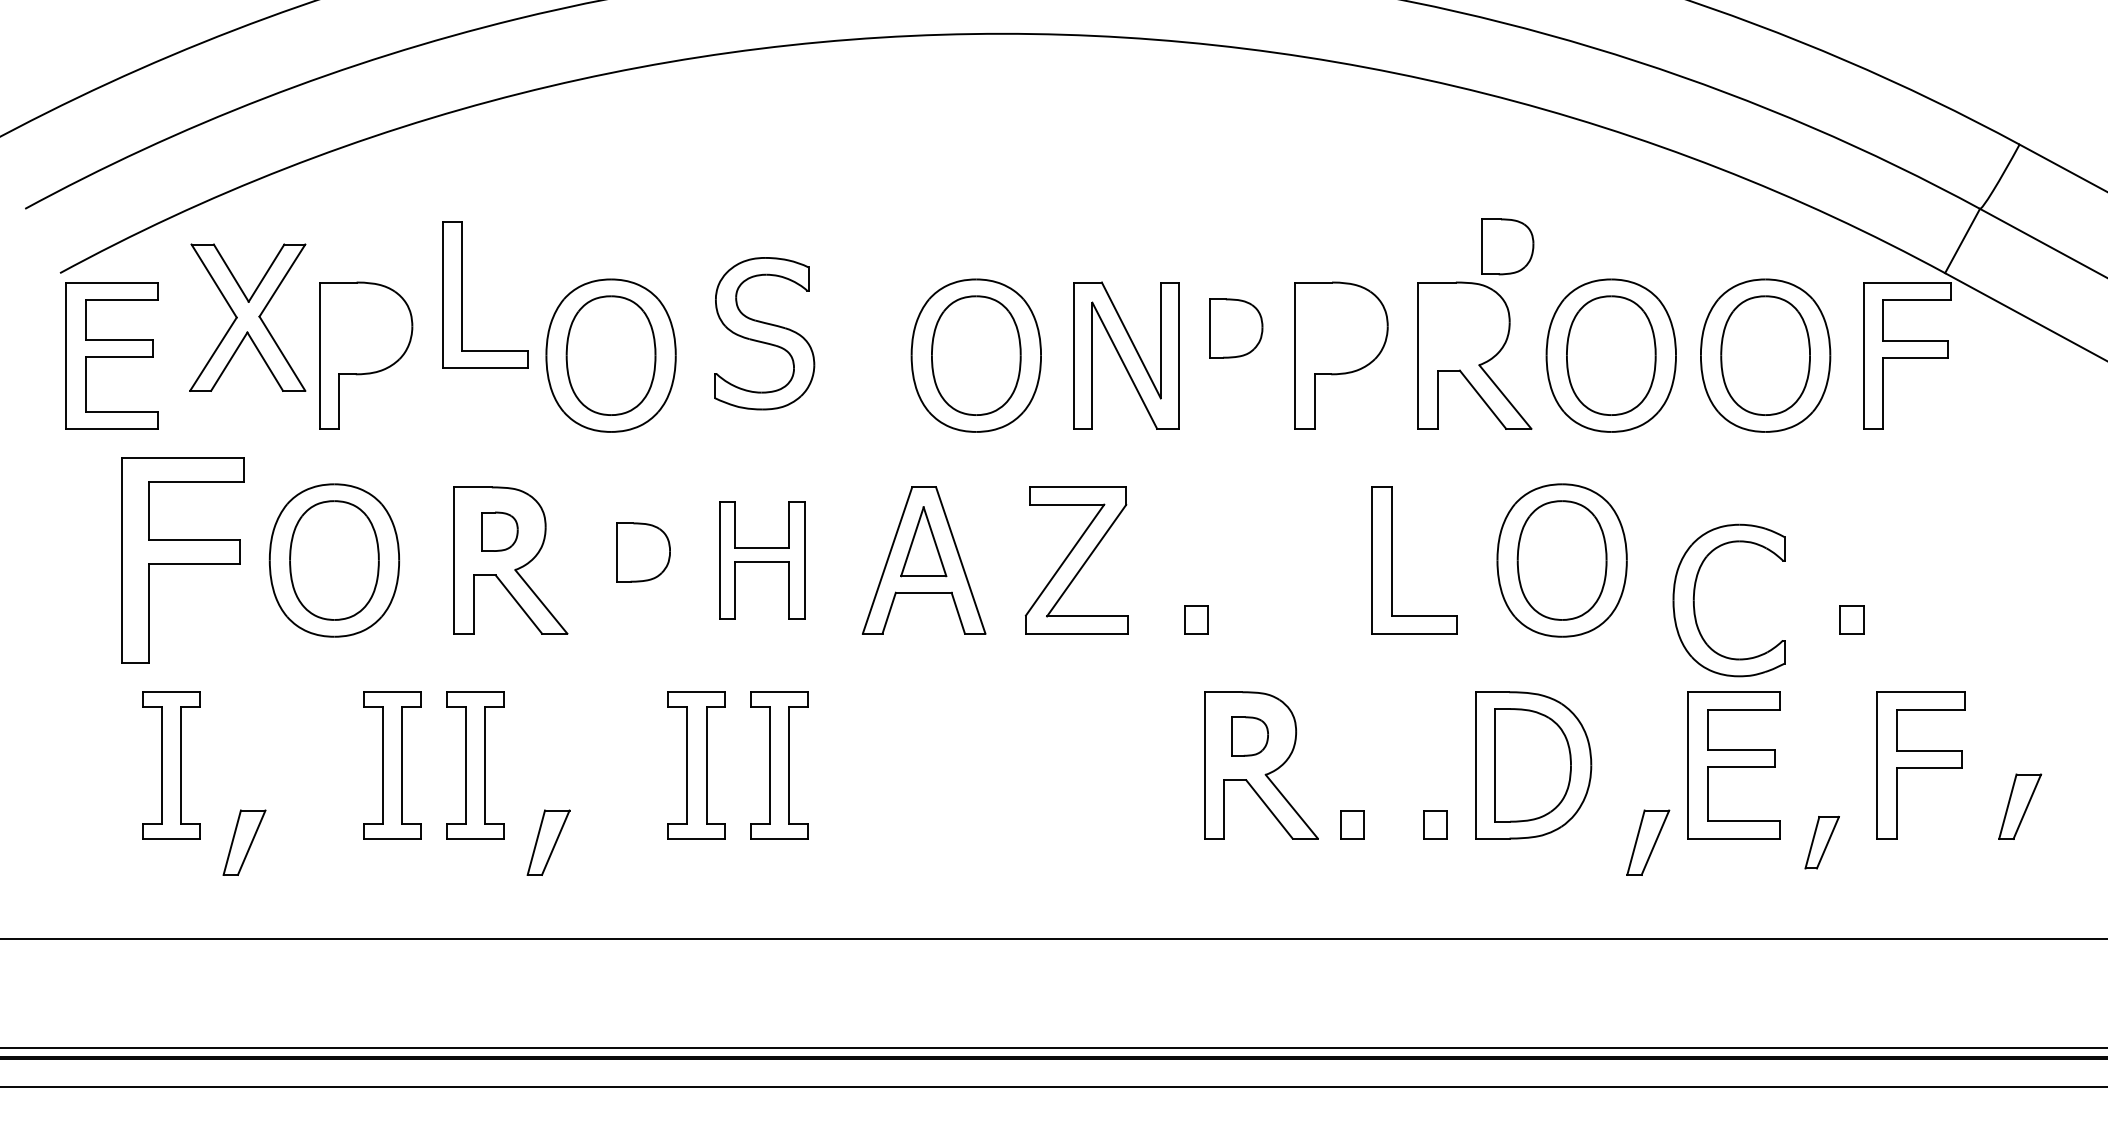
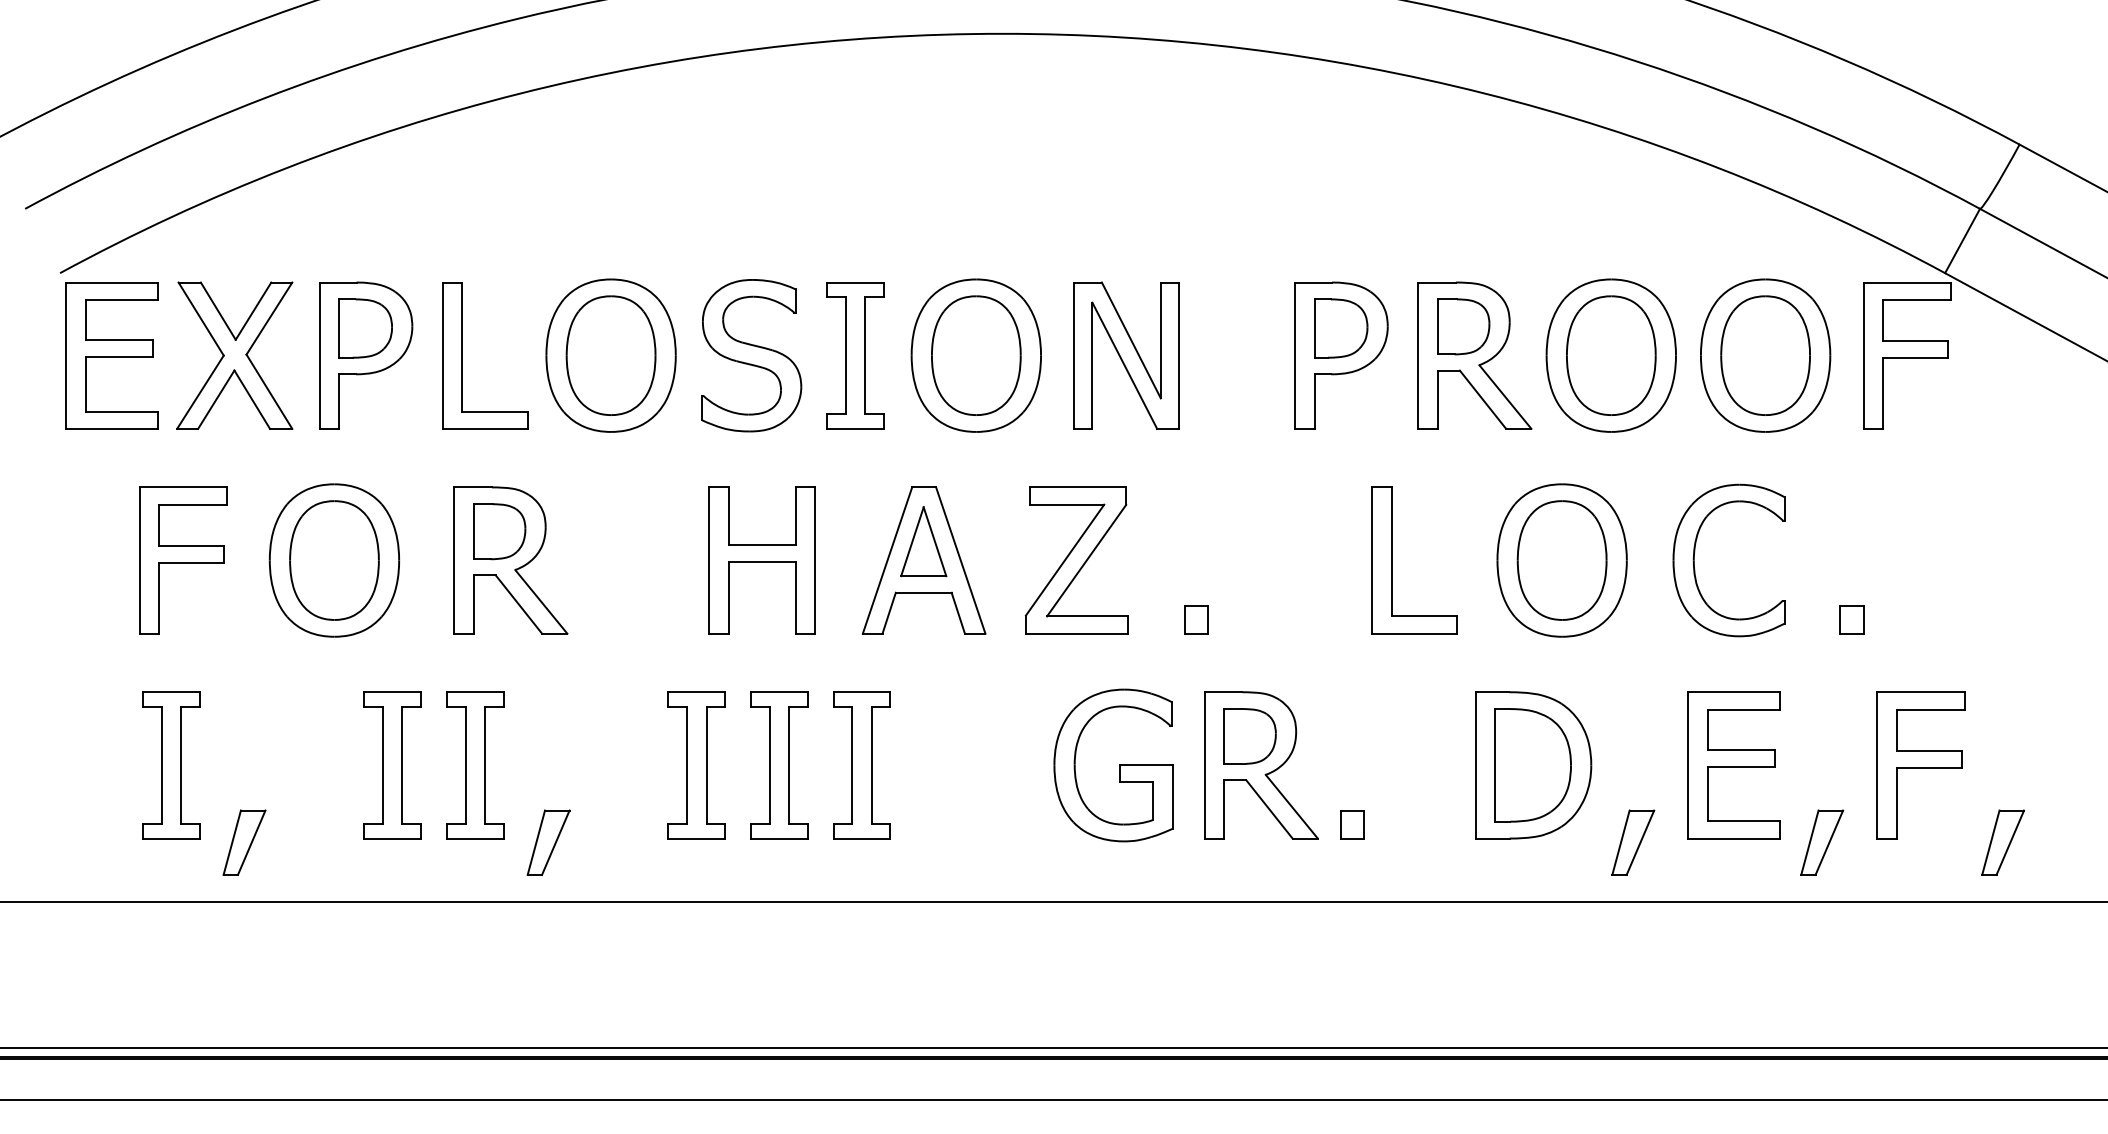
part position: (1507, 246) -> (1463, 326) (1463, 326)
part position: (462, 294) -> (462, 355) (462, 355)
part position: (247, 317) -> (234, 355) (234, 355)
part position: (1236, 328) -> (1341, 328) (1341, 328)
part position: (764, 333) -> (751, 355) (751, 355)
part: none -> present (855, 355)
part size: 38x41 px -> 54x58 px (499, 531)
part position: (643, 552) -> (365, 328) (365, 328)
part size: 124x207 px -> 89x149 px (183, 560)
part size: 87x119 px -> 108x149 px (761, 560)
part position: (1694, 600) -> (1694, 560) (1694, 560)
part size: 38x41 px -> 54x57 px (1249, 736)
part: none -> present (861, 765)
part: none -> present (1113, 765)
part position: (2020, 806) -> (2003, 842) (2003, 842)
part: present -> none (1435, 824)
part position: (1648, 842) -> (1633, 842) (1633, 842)
part size: 36x55 px -> 45x67 px (1822, 842)
line position: (1053, 939) -> (1053, 902) (1053, 902)
line position: (1053, 1087) -> (1053, 1100) (1053, 1100)
